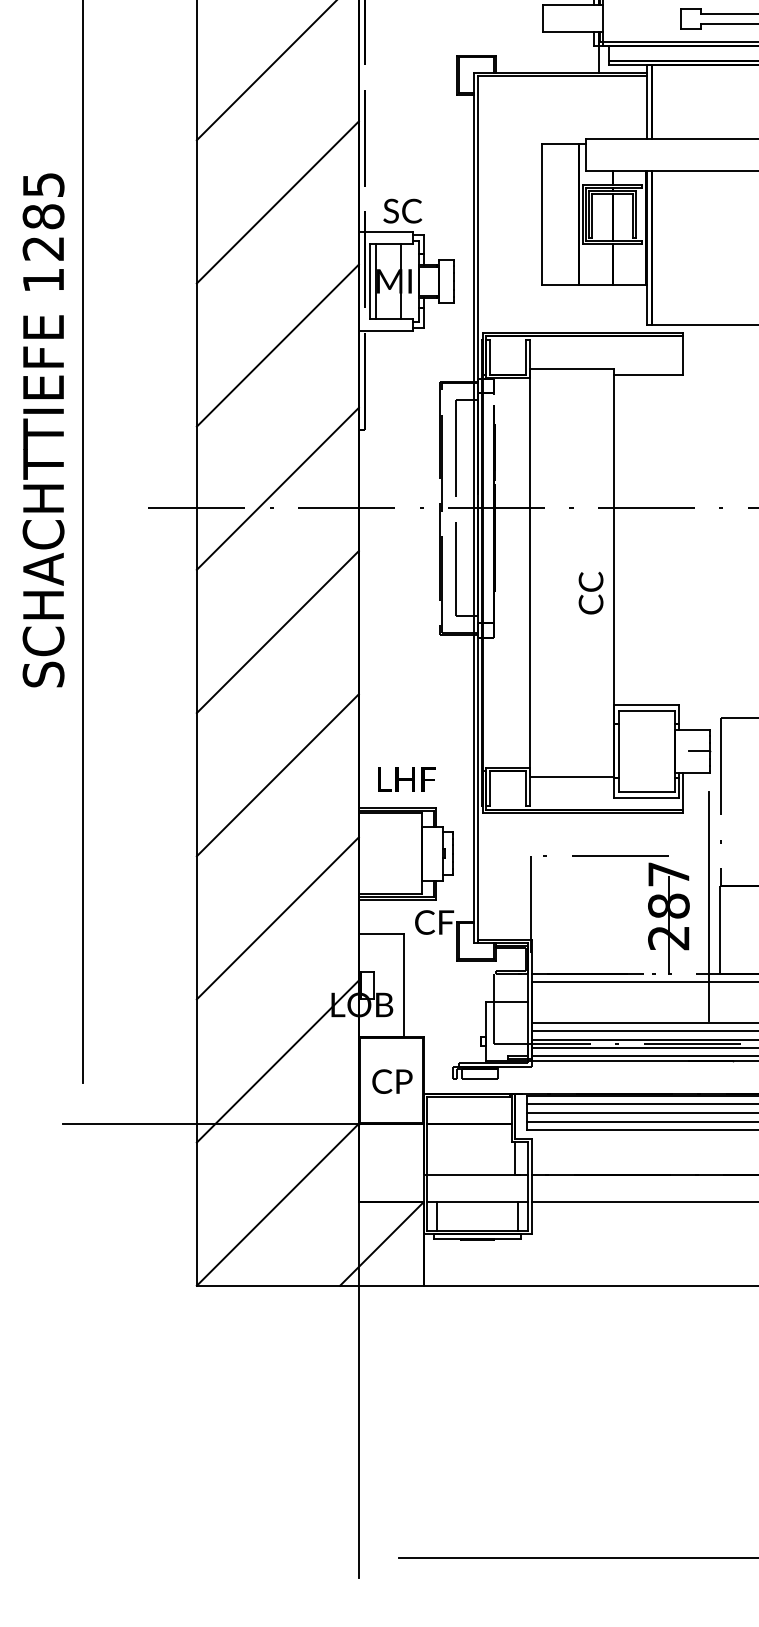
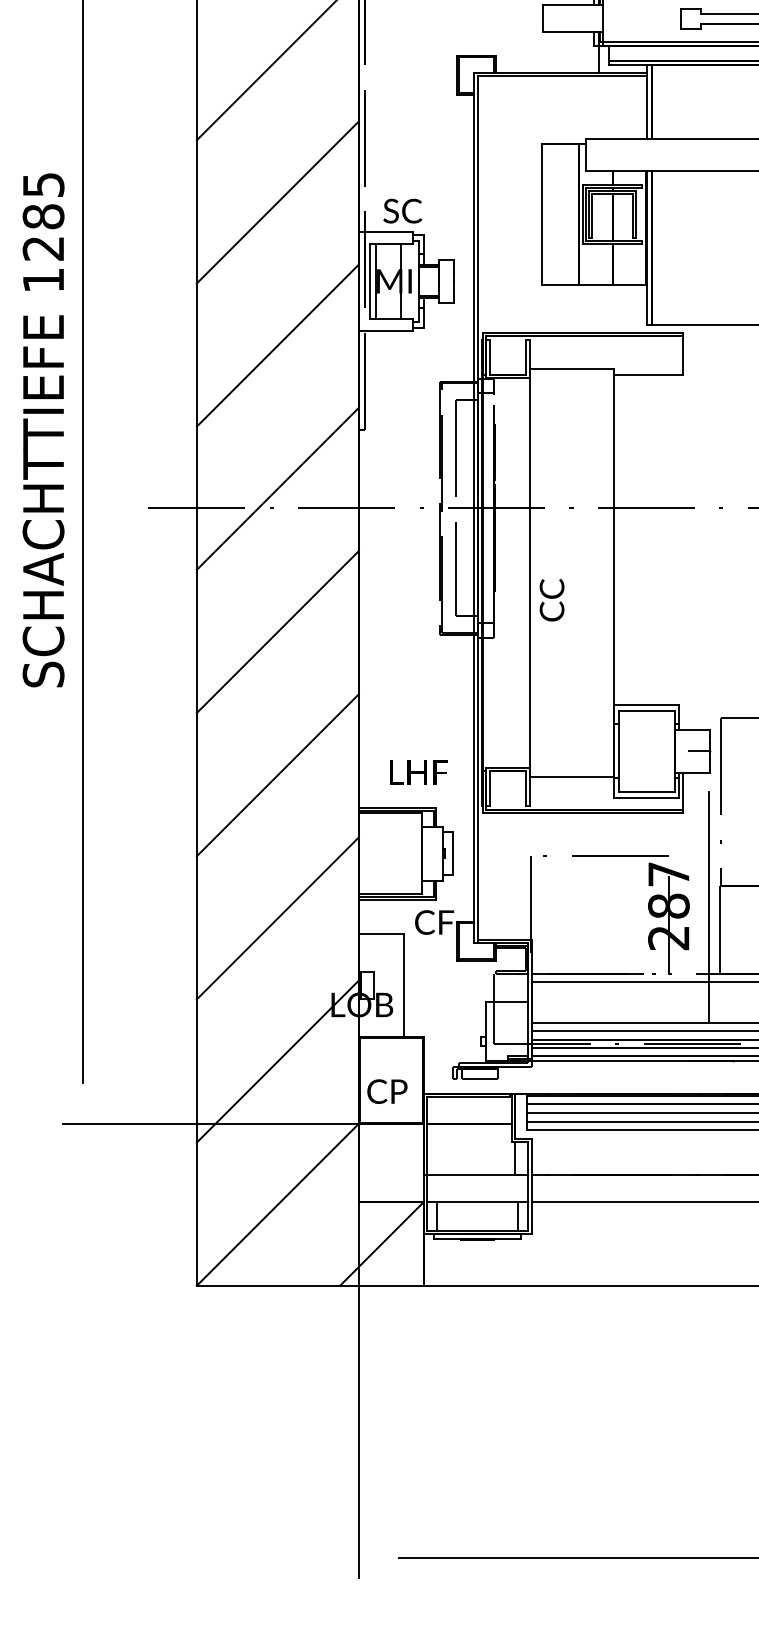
text position: (590, 592) -> (551, 599) (551, 599)
text position: (406, 779) -> (418, 772) (418, 772)
text position: (392, 1081) -> (387, 1091) (387, 1091)
